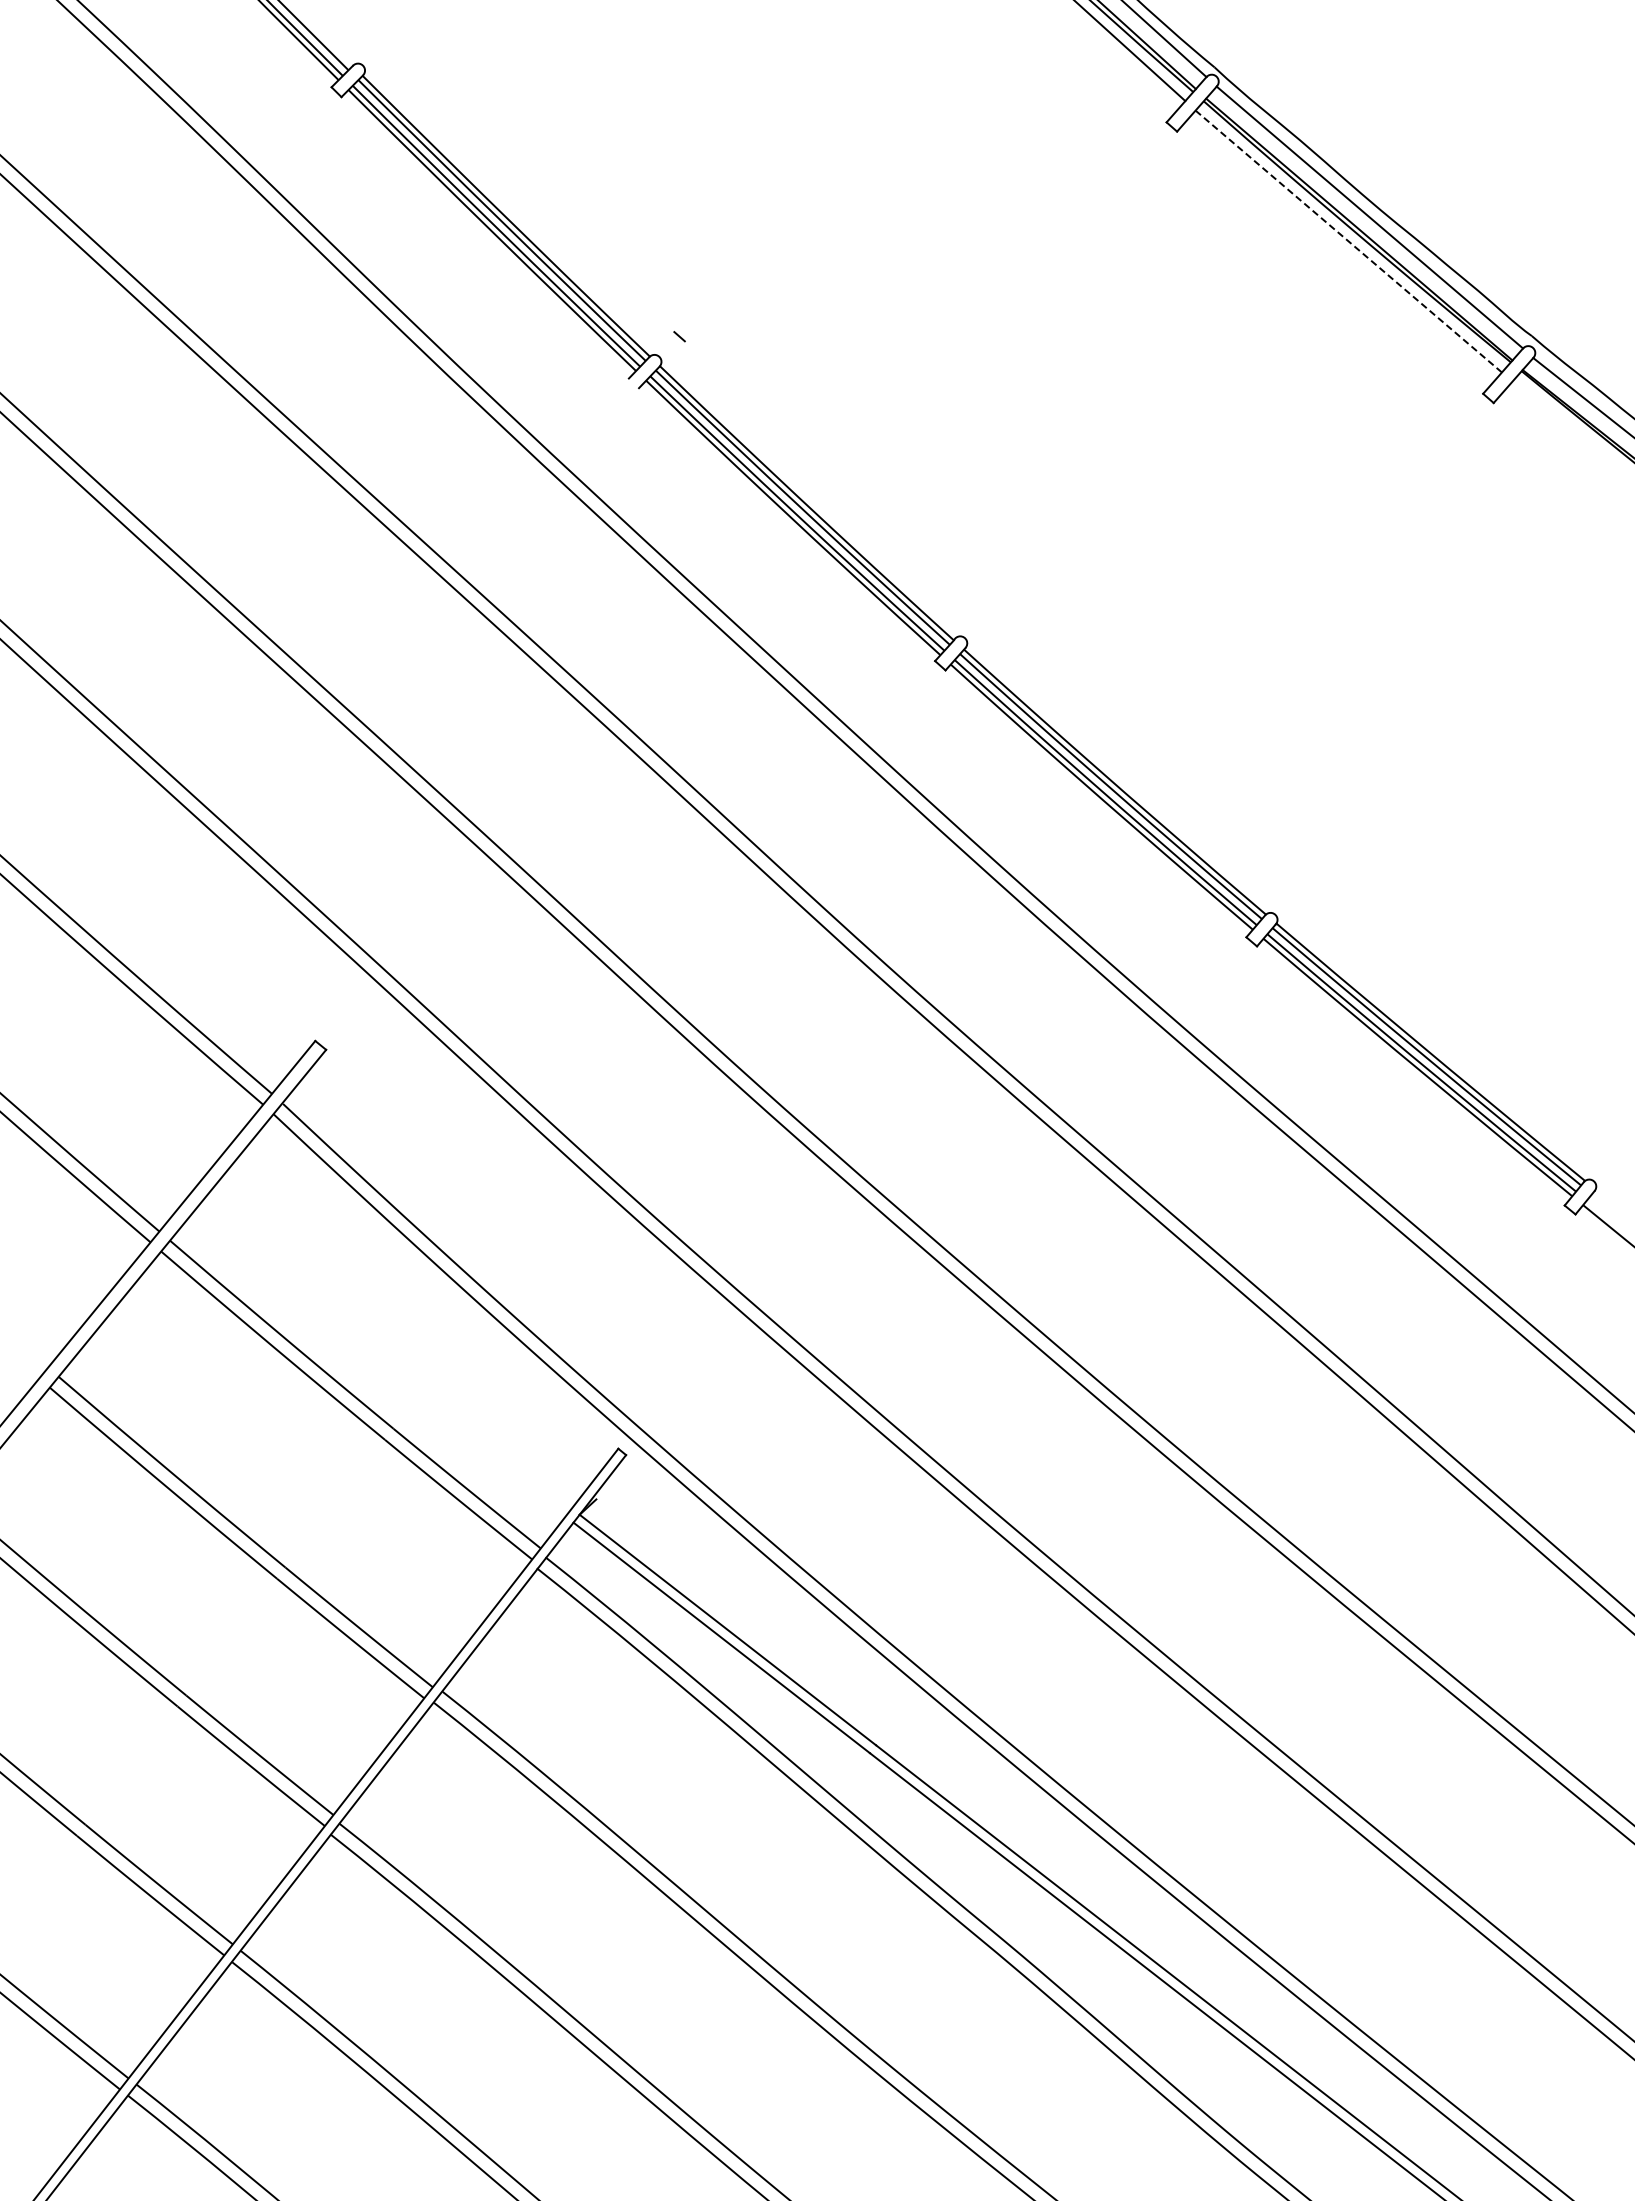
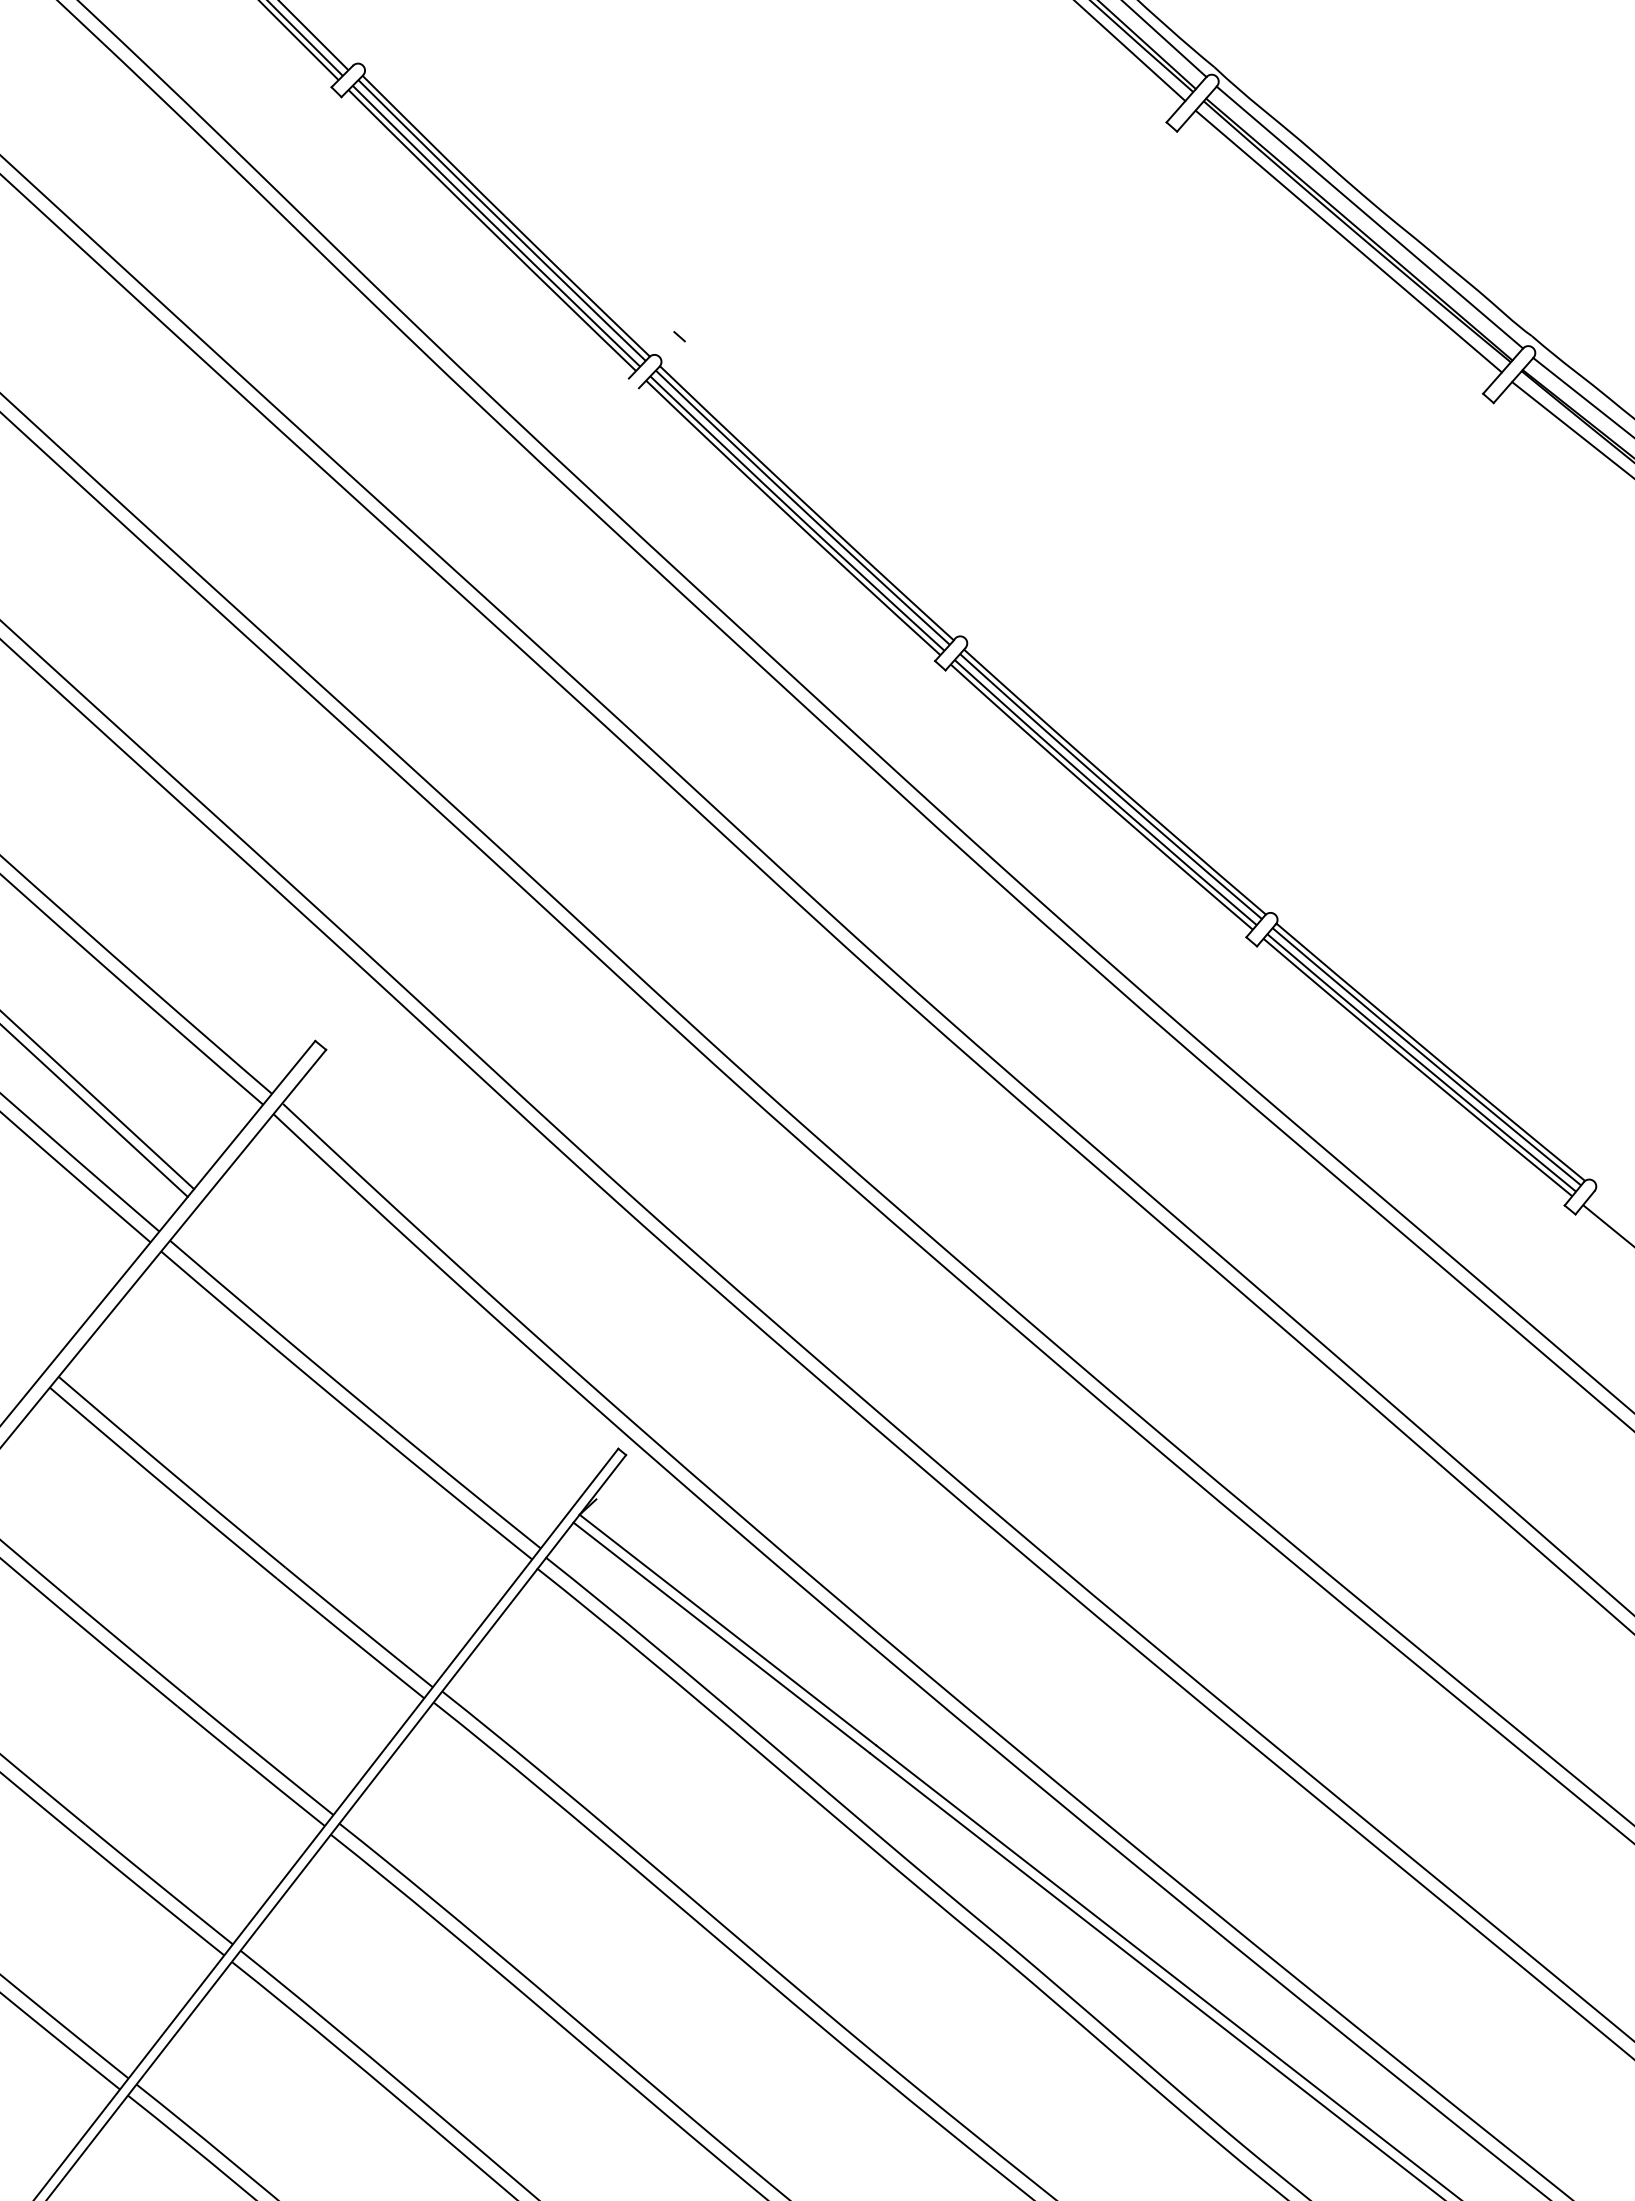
line: dashed -> solid (1348, 241)
line: none -> present (1571, 429)
line: none -> present (98, 1100)
line: none -> present (94, 1111)
